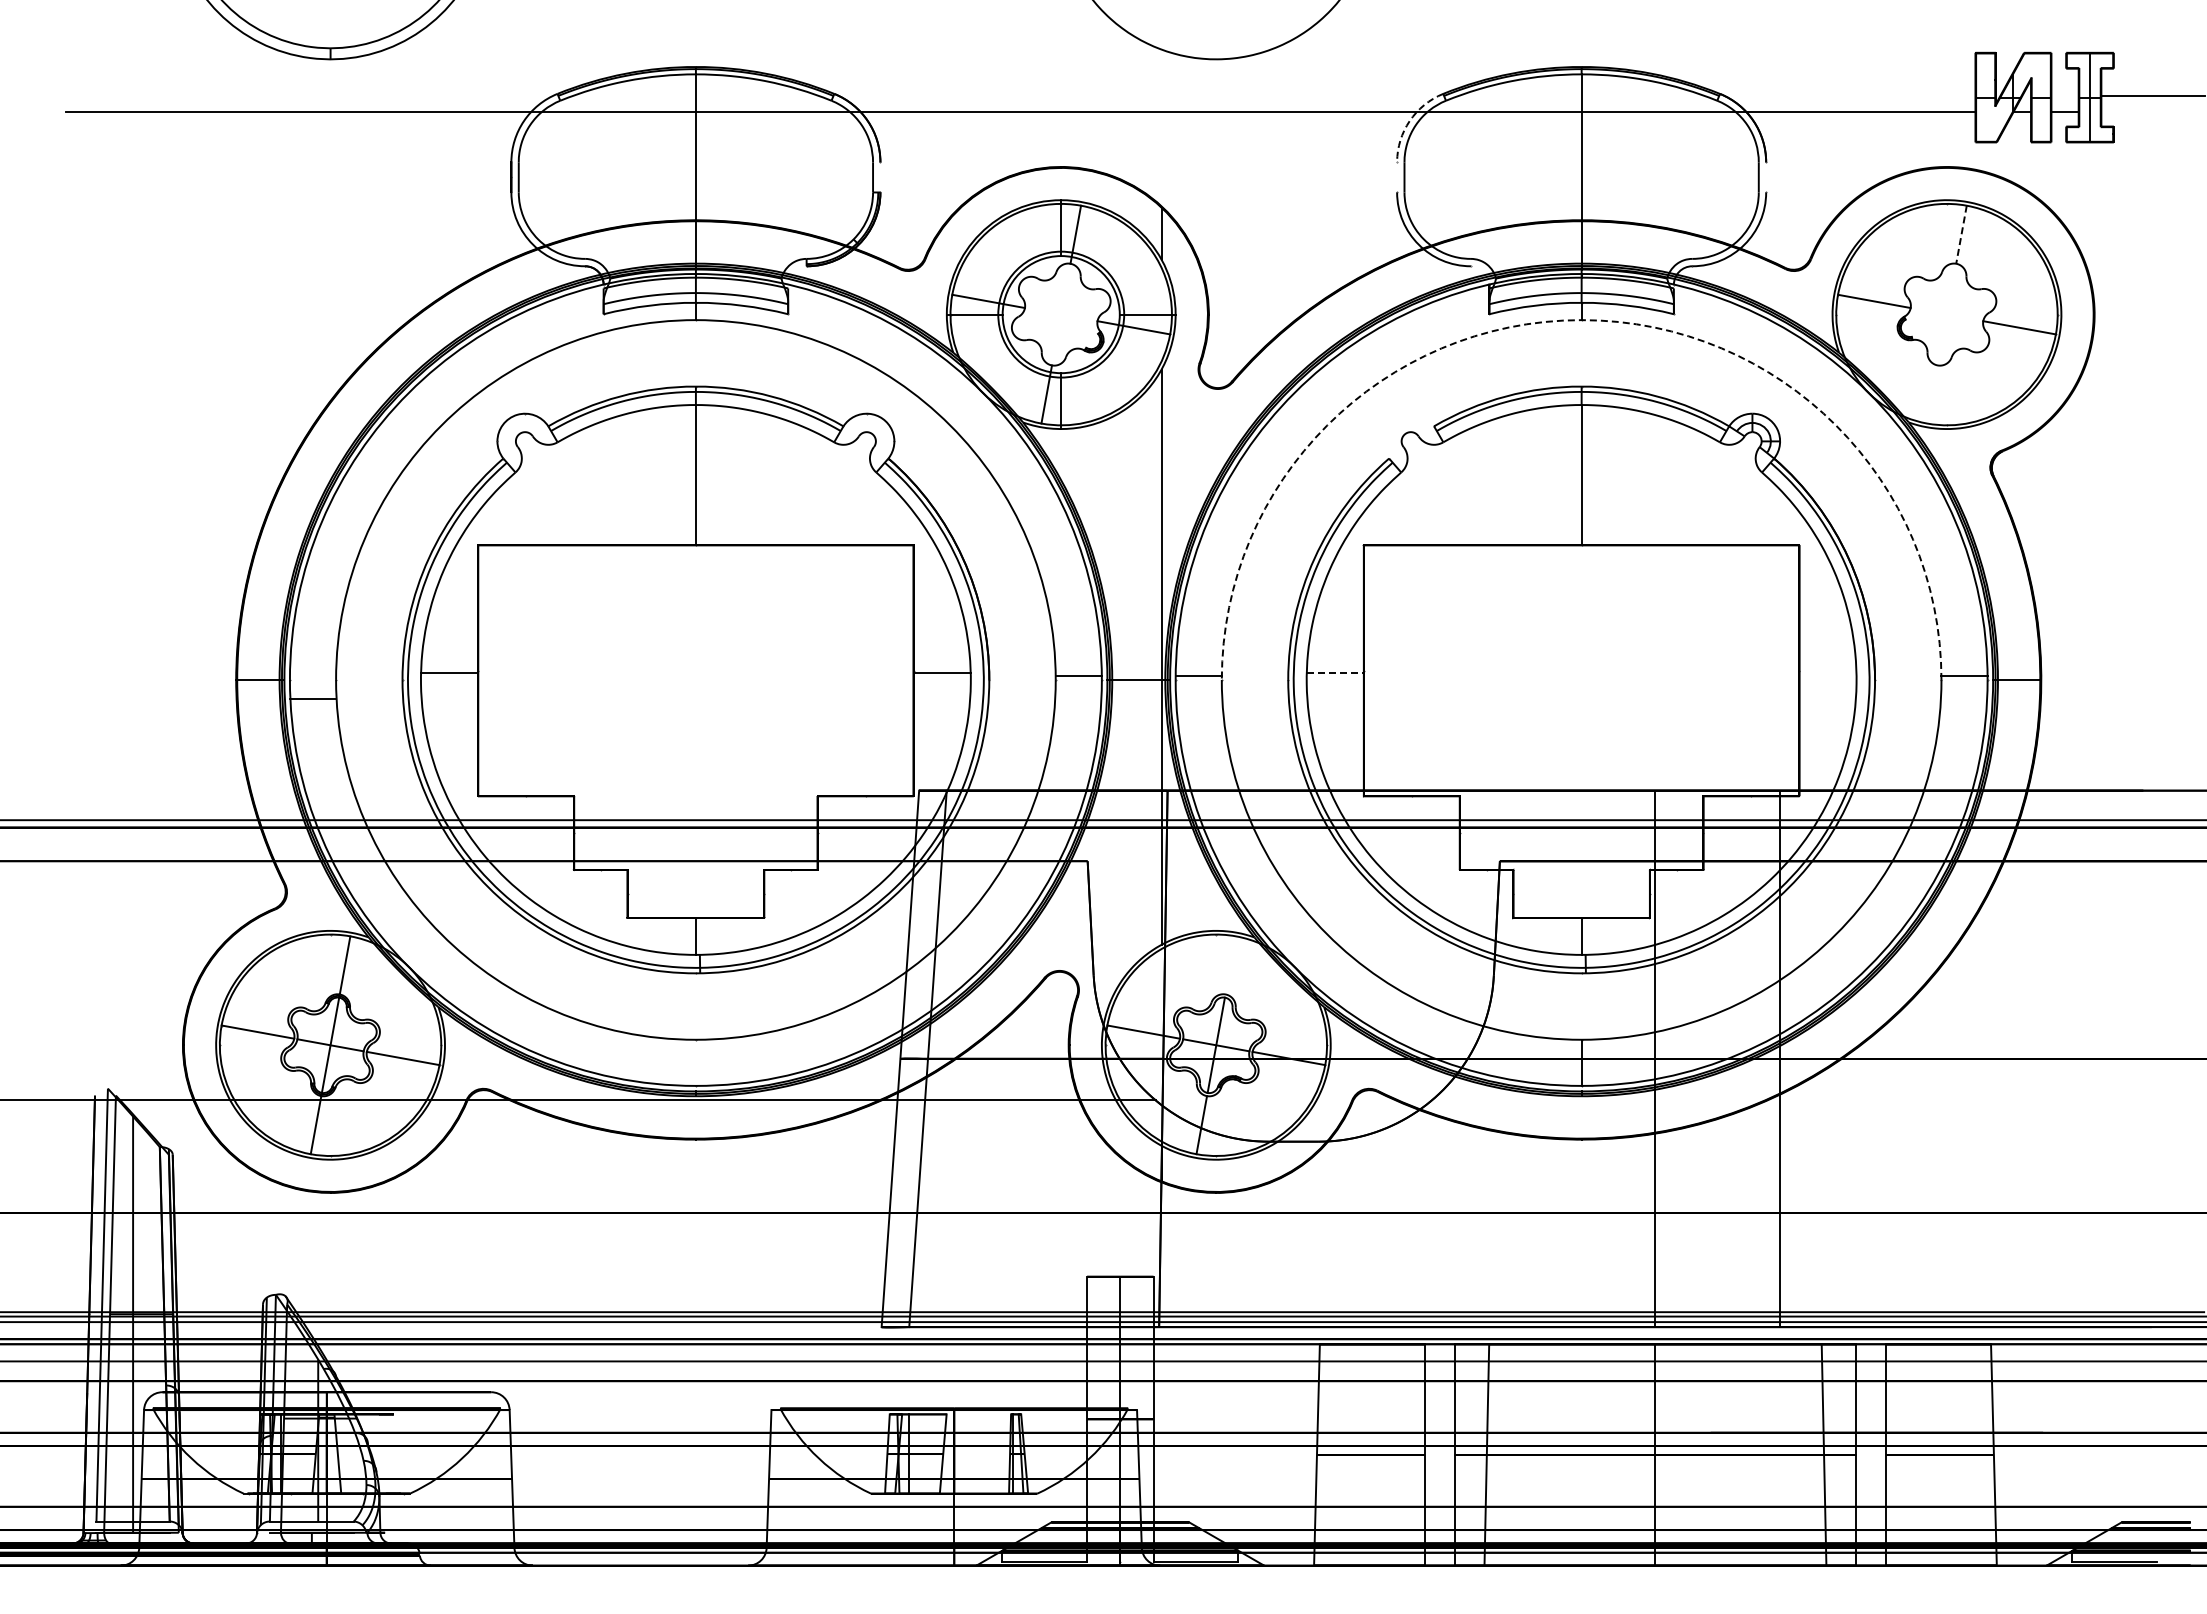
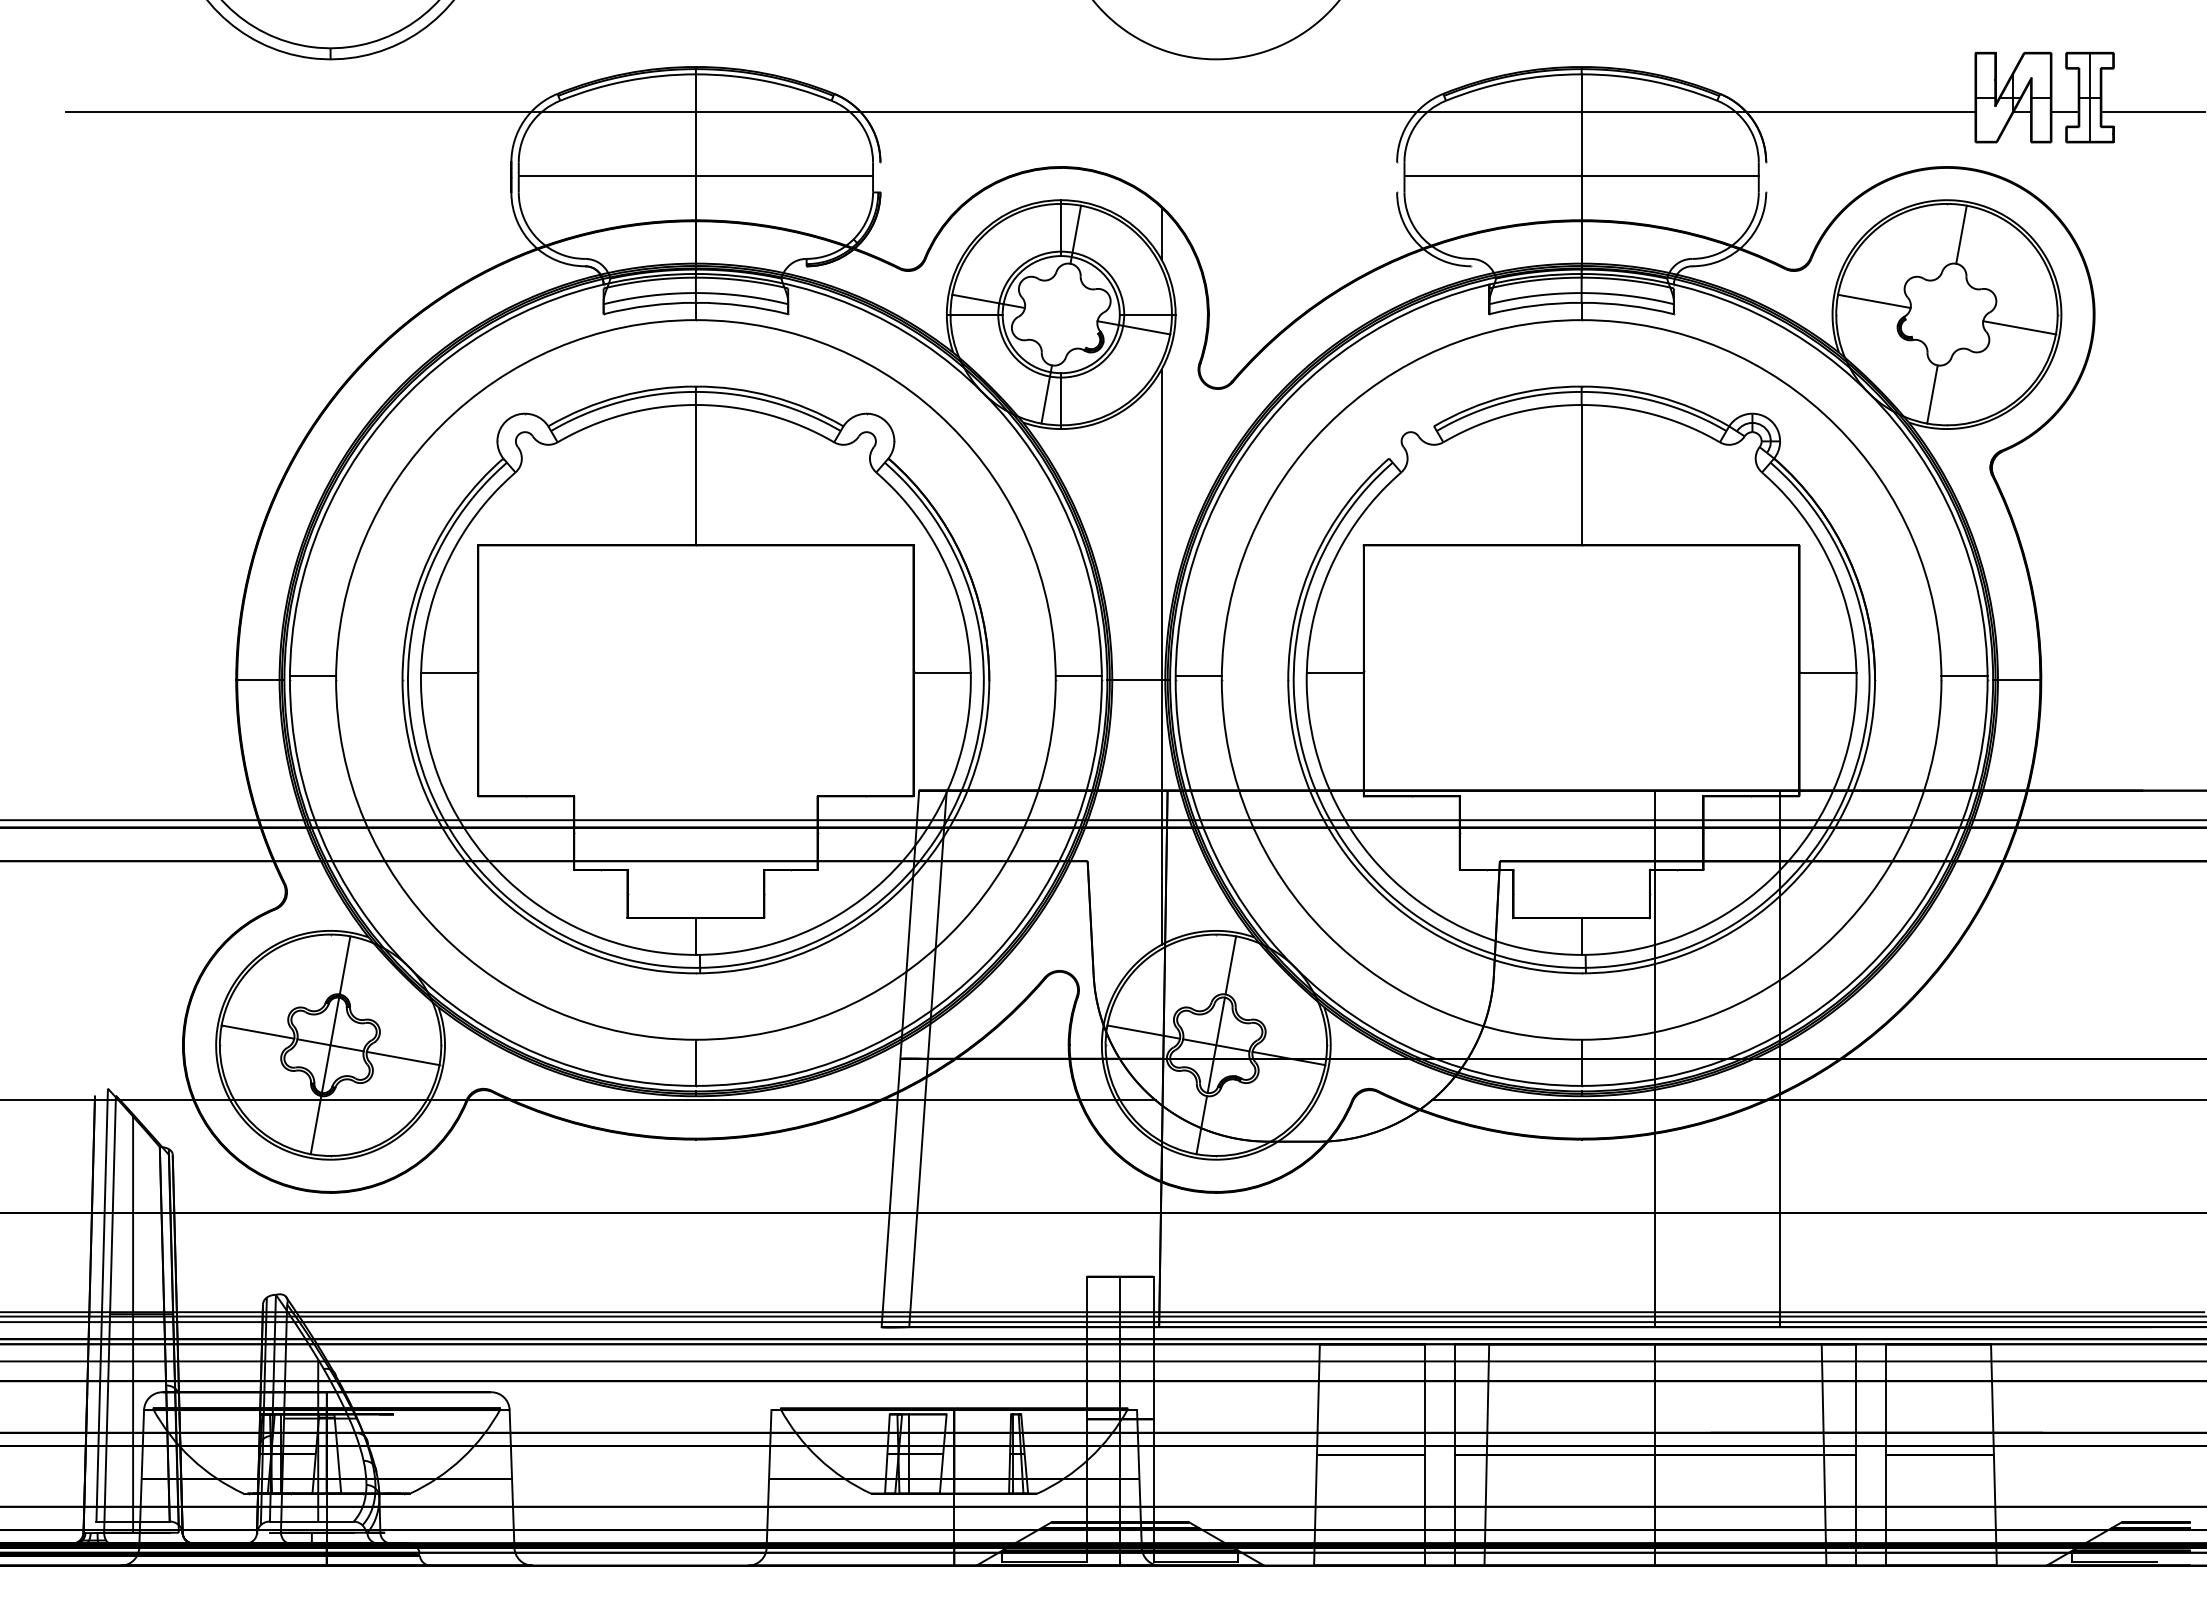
line position: (2152, 96) -> (2152, 112) (2152, 112)
arc: dashed -> solid (1409, 121)
line: none -> present (695, 176)
line: none -> present (1581, 176)
line: dashed -> solid (1961, 234)
arc: dashed -> solid (1581, 320)
line: none -> present (1932, 394)
line: dashed -> solid (1335, 673)
line: none -> present (1827, 673)
line position: (312, 699) -> (312, 676) (312, 676)
line: none -> present (1230, 965)
line: none -> present (695, 1062)
line: none -> present (1817, 1100)
